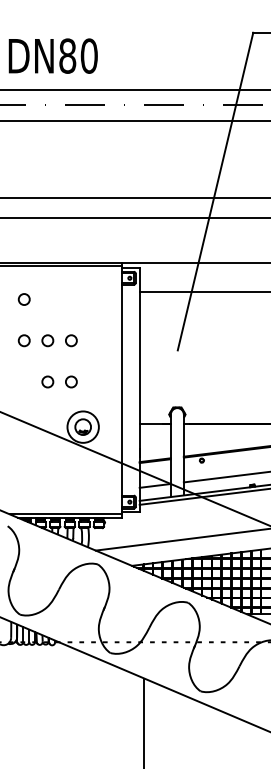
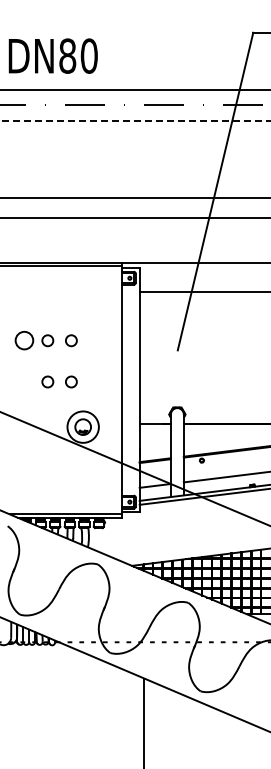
line: solid -> dashed (135, 121)
circle: present -> none (23, 299)
circle size: 14x14 px -> 21x20 px (24, 340)
line: present -> none (181, 539)
